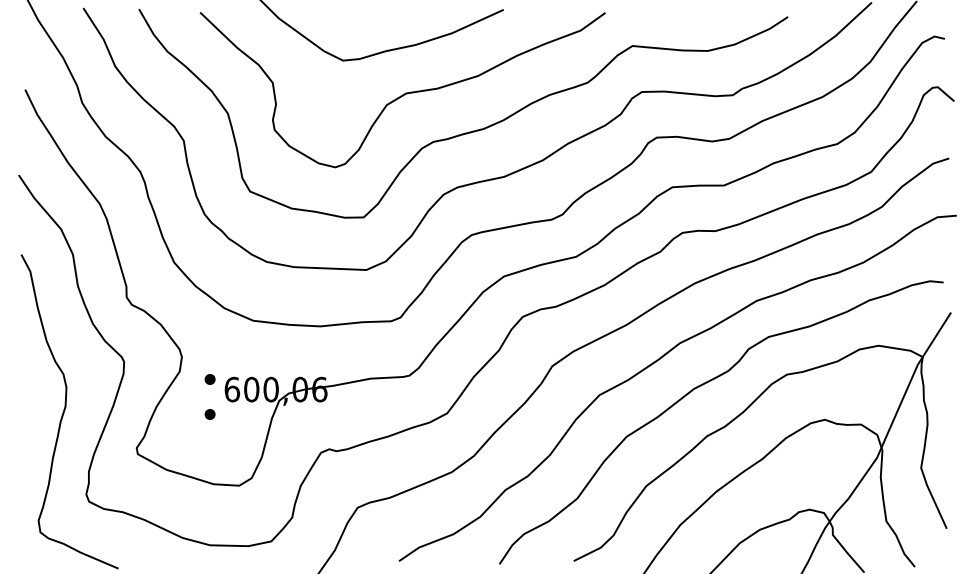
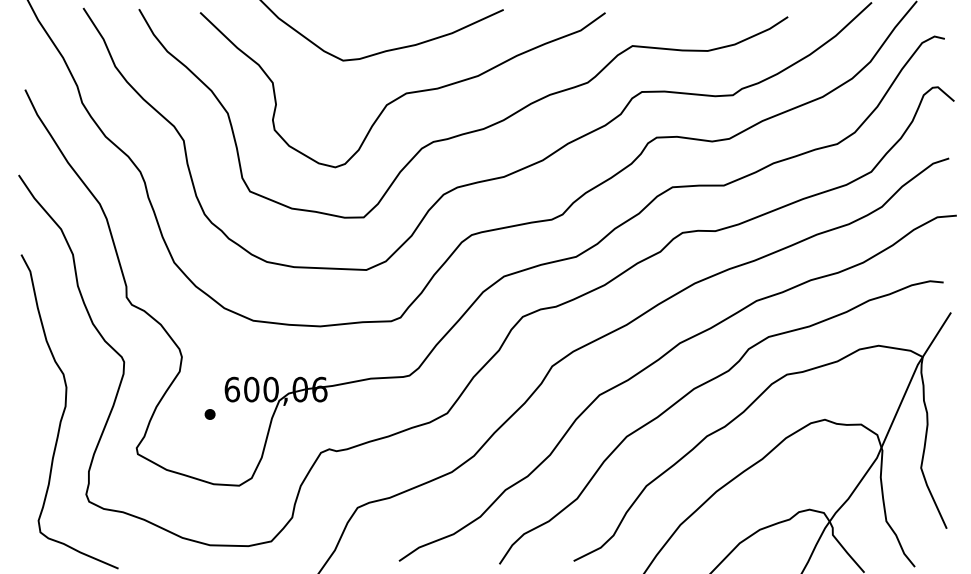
part: present -> none (209, 379)
